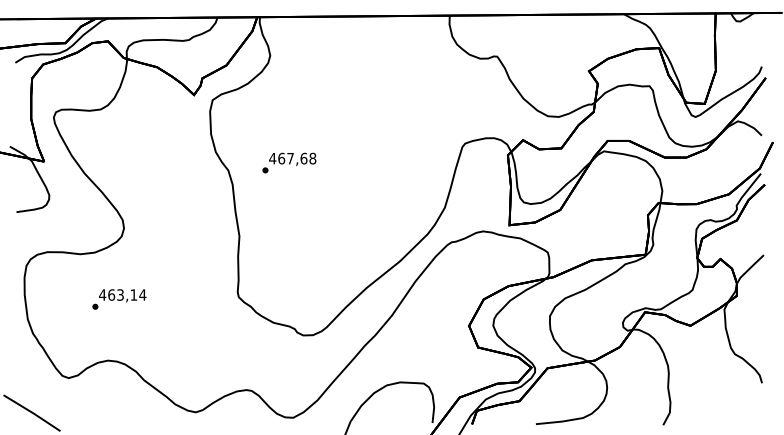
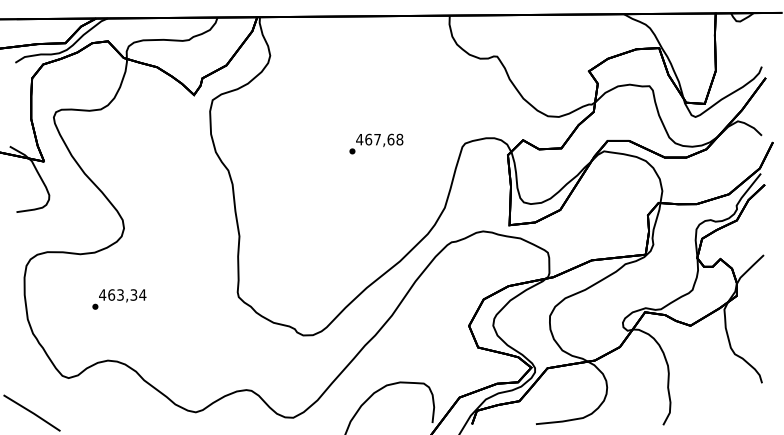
text position: (289, 162) -> (376, 143) (376, 143)
text: 463,14 -> 463,34 (133, 294)
